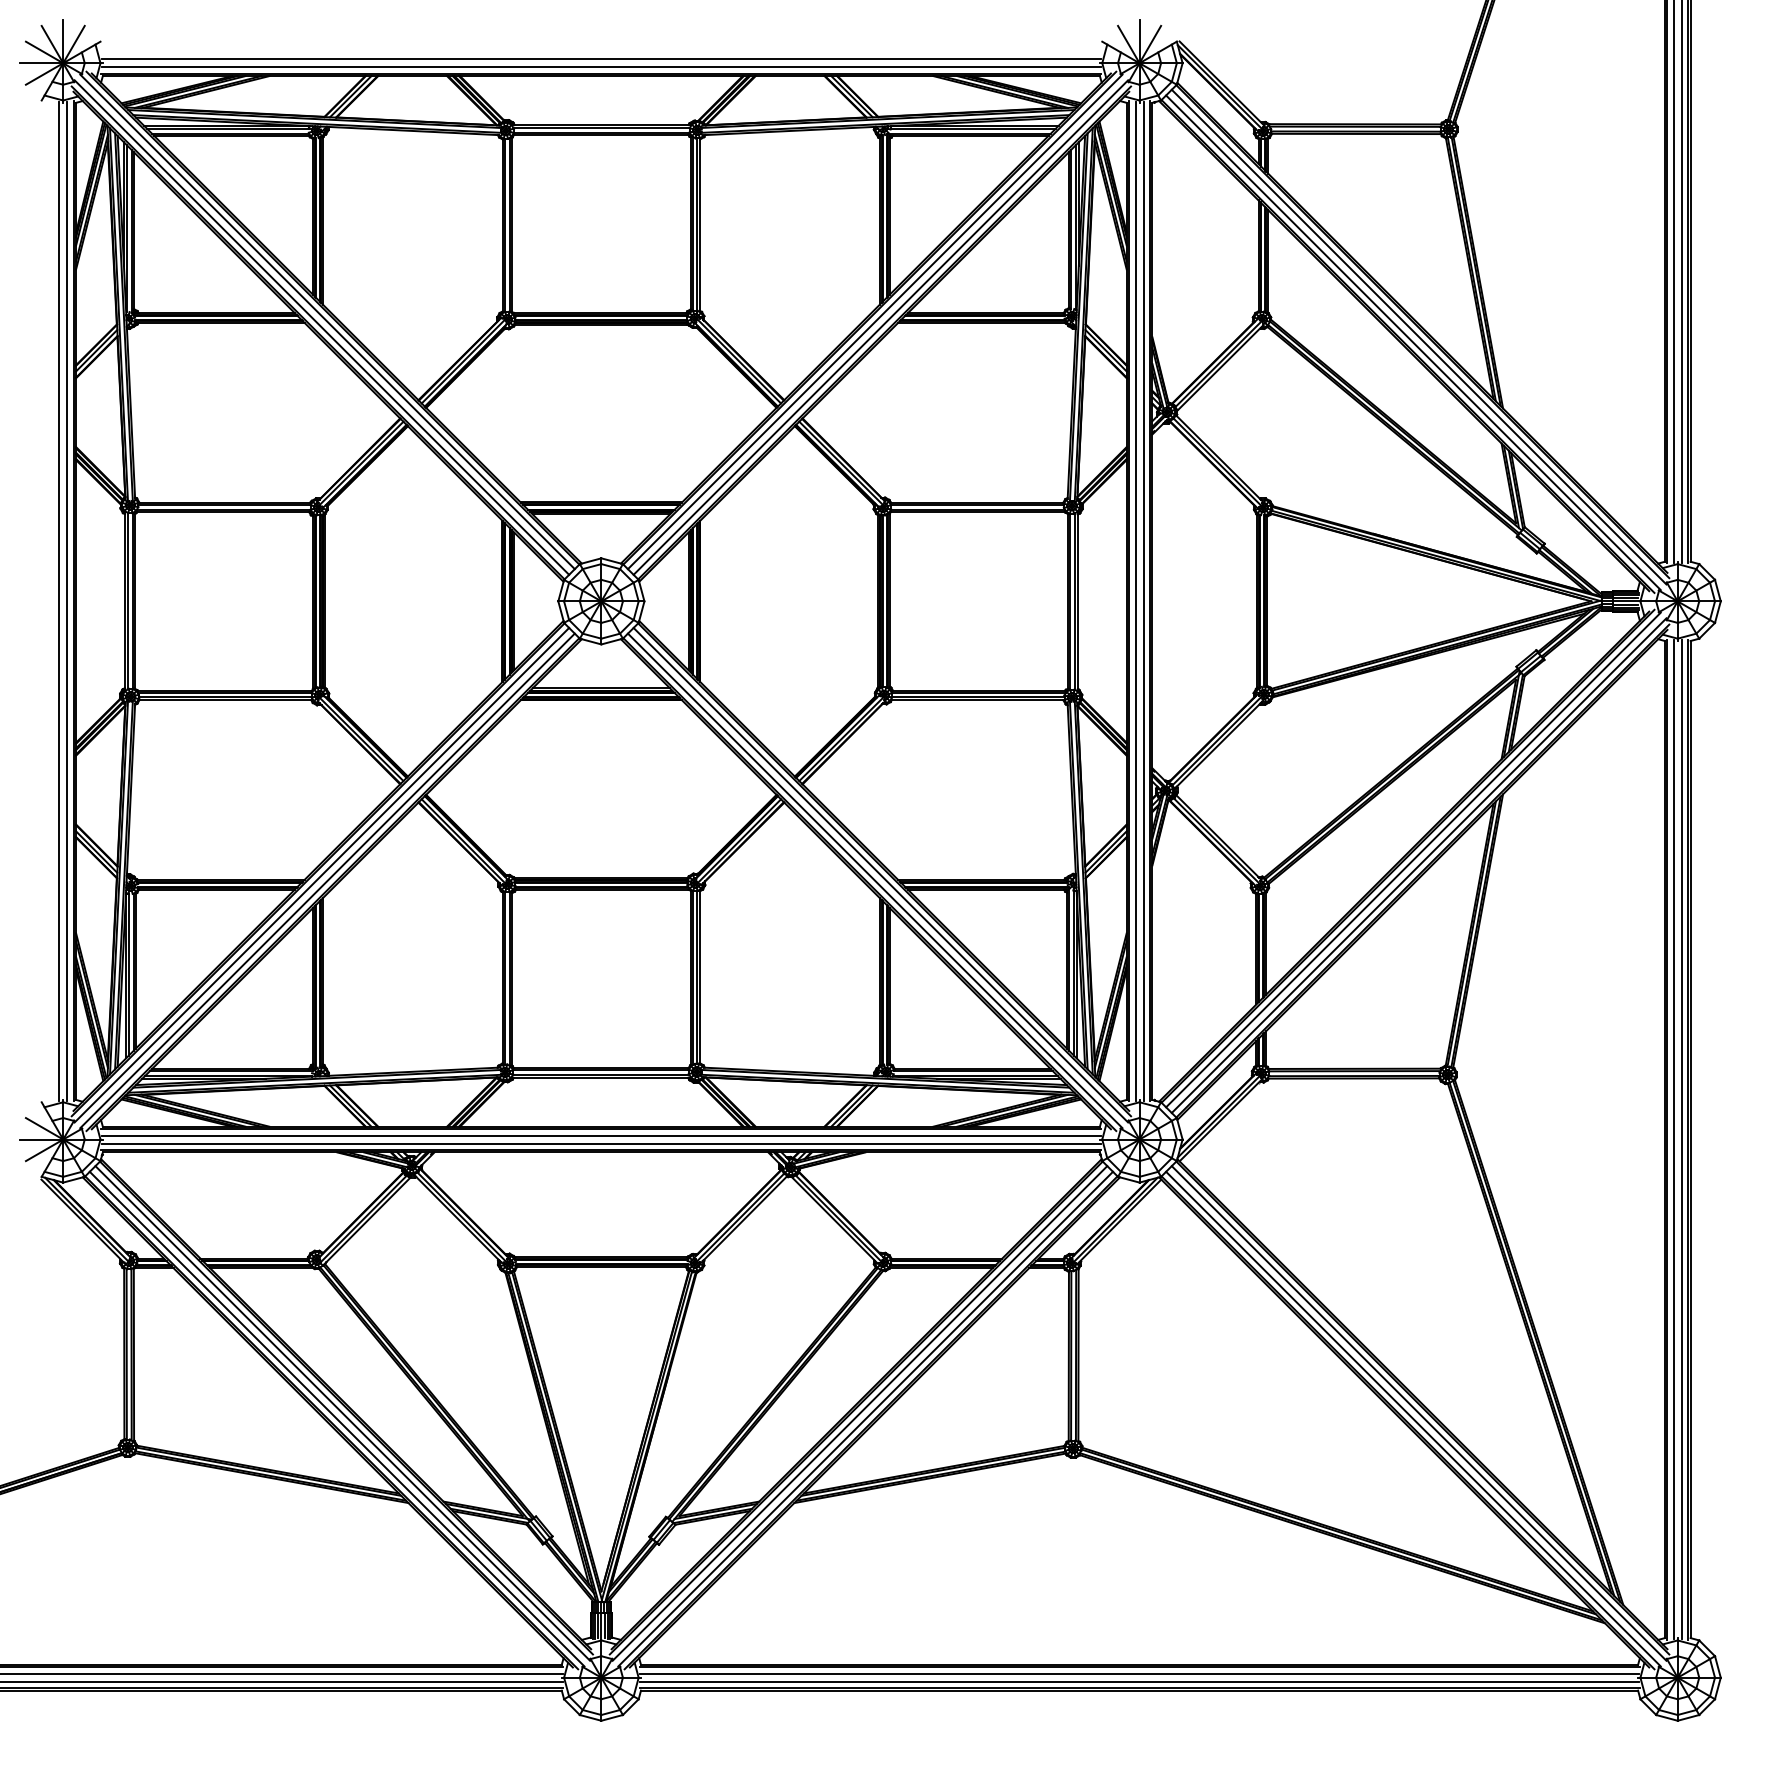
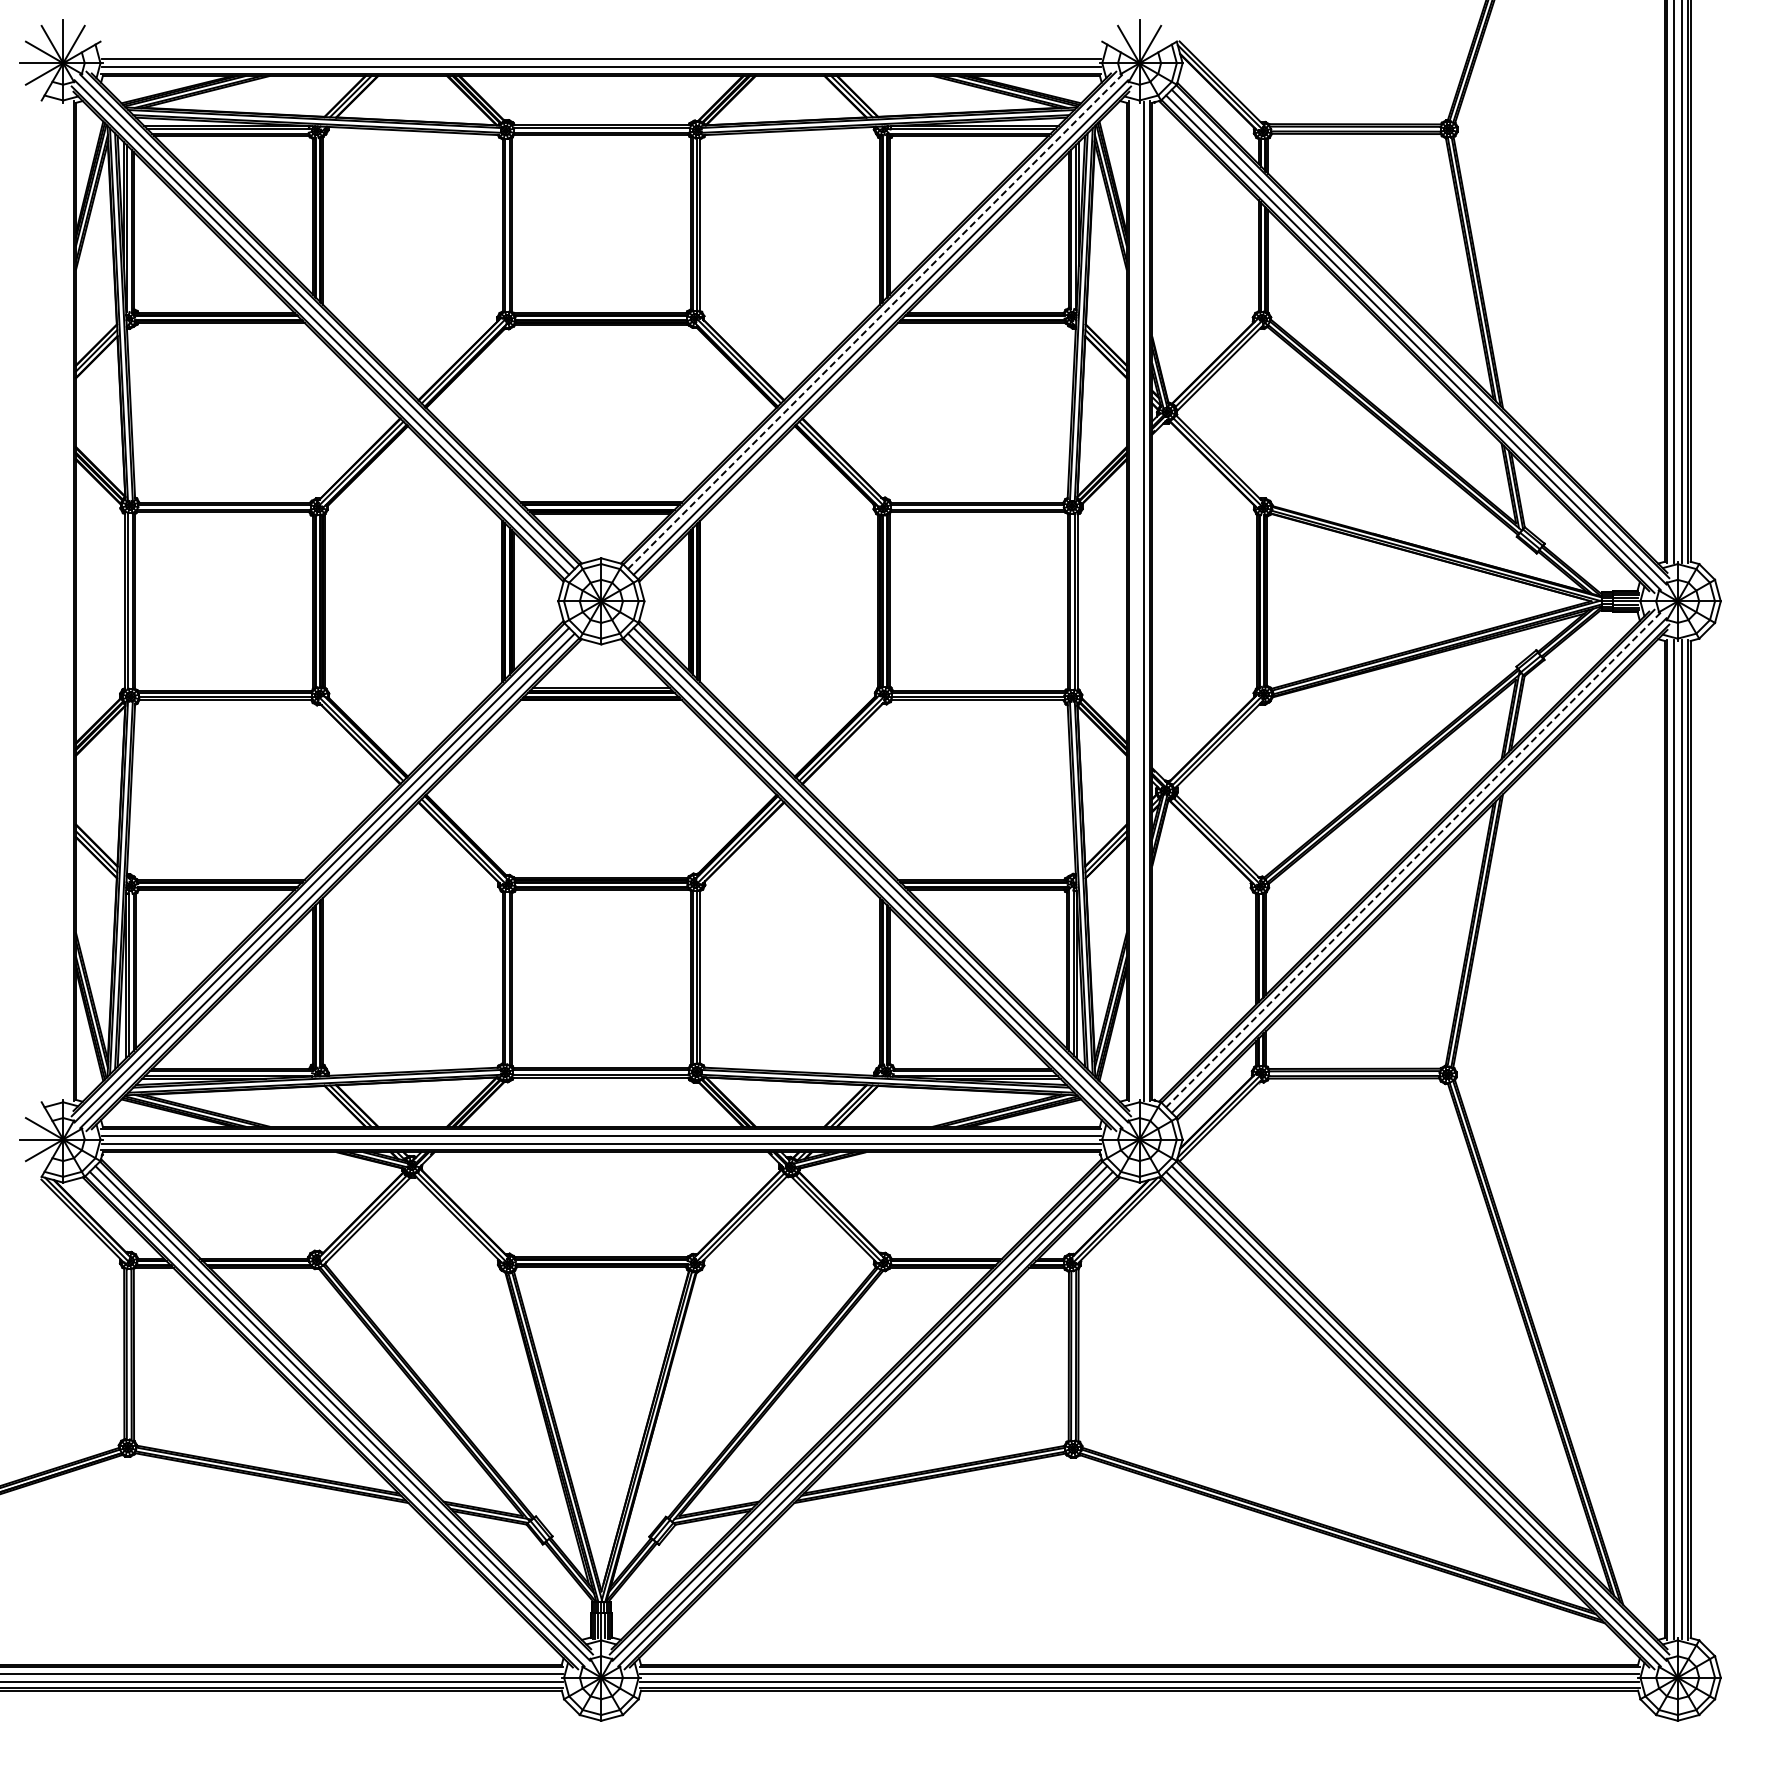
line: solid -> dashed (875, 321)
line: present -> none (59, 600)
line: present -> none (67, 600)
line: present -> none (1135, 600)
line: solid -> dashed (1413, 859)
